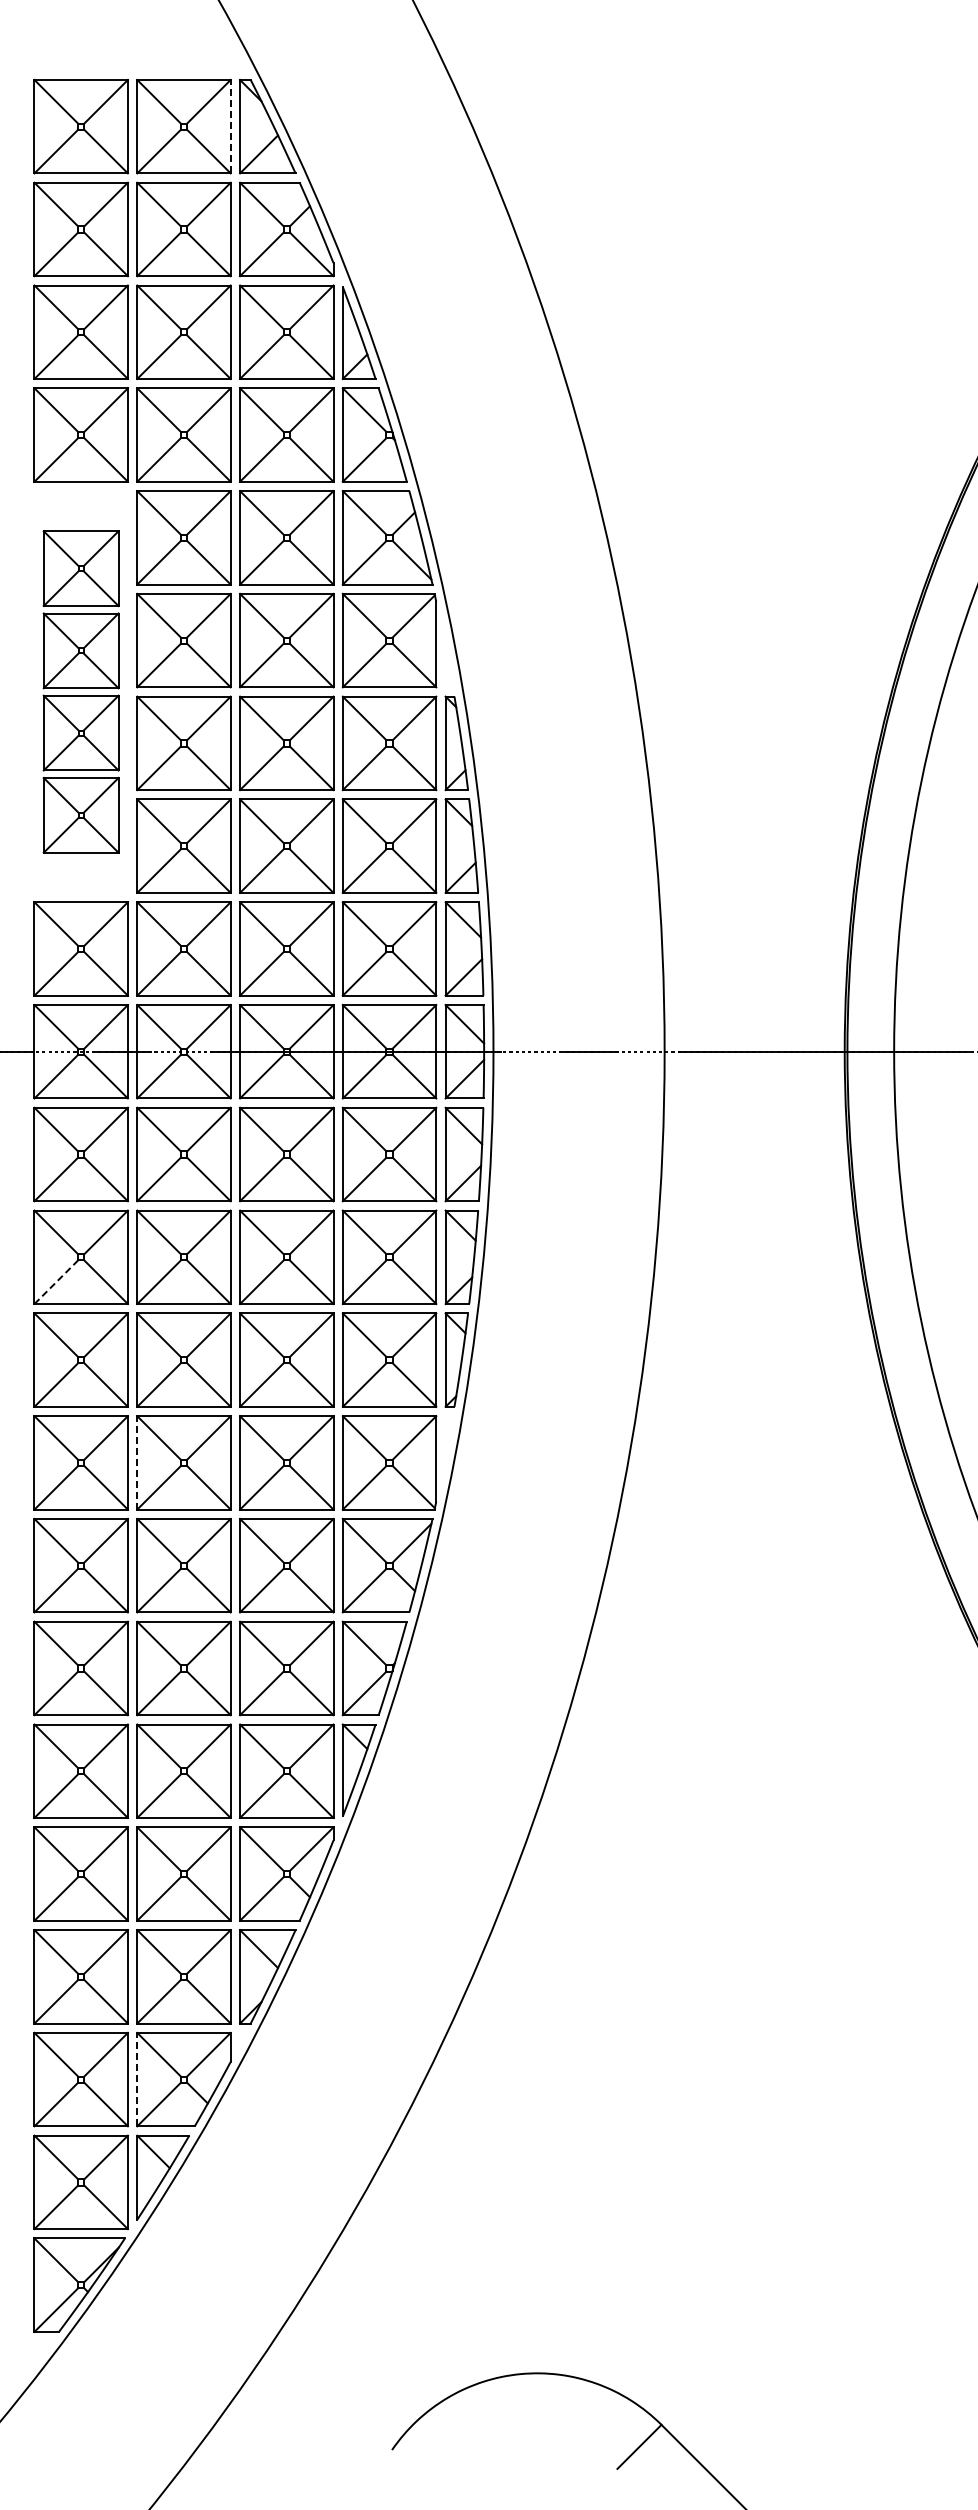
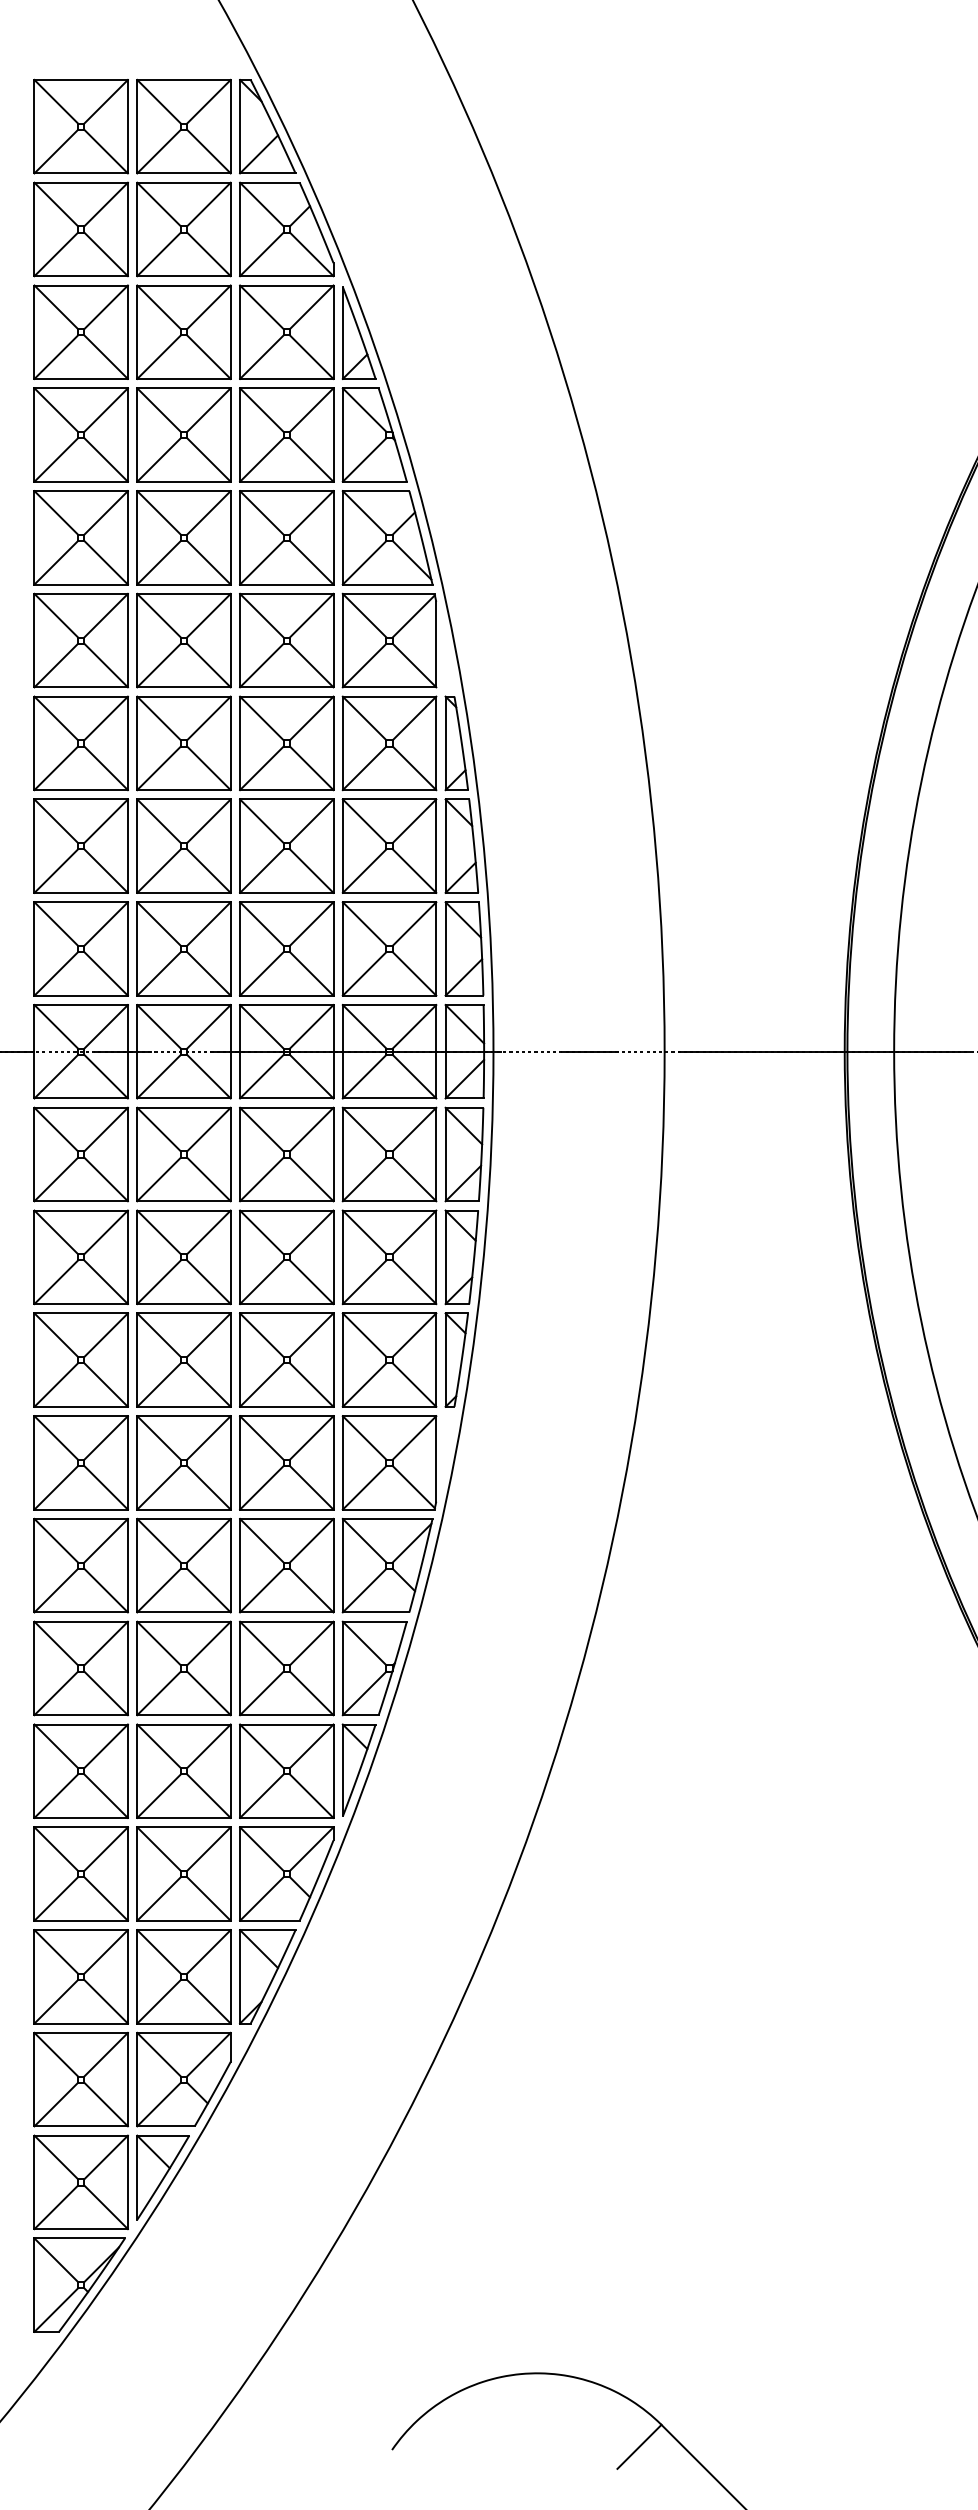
line: dashed -> solid (230, 126)
part size: 78x324 px -> 96x404 px (80, 691)
line: dashed -> solid (56, 1282)
line: dashed -> solid (137, 1462)
line: dashed -> solid (137, 2079)
